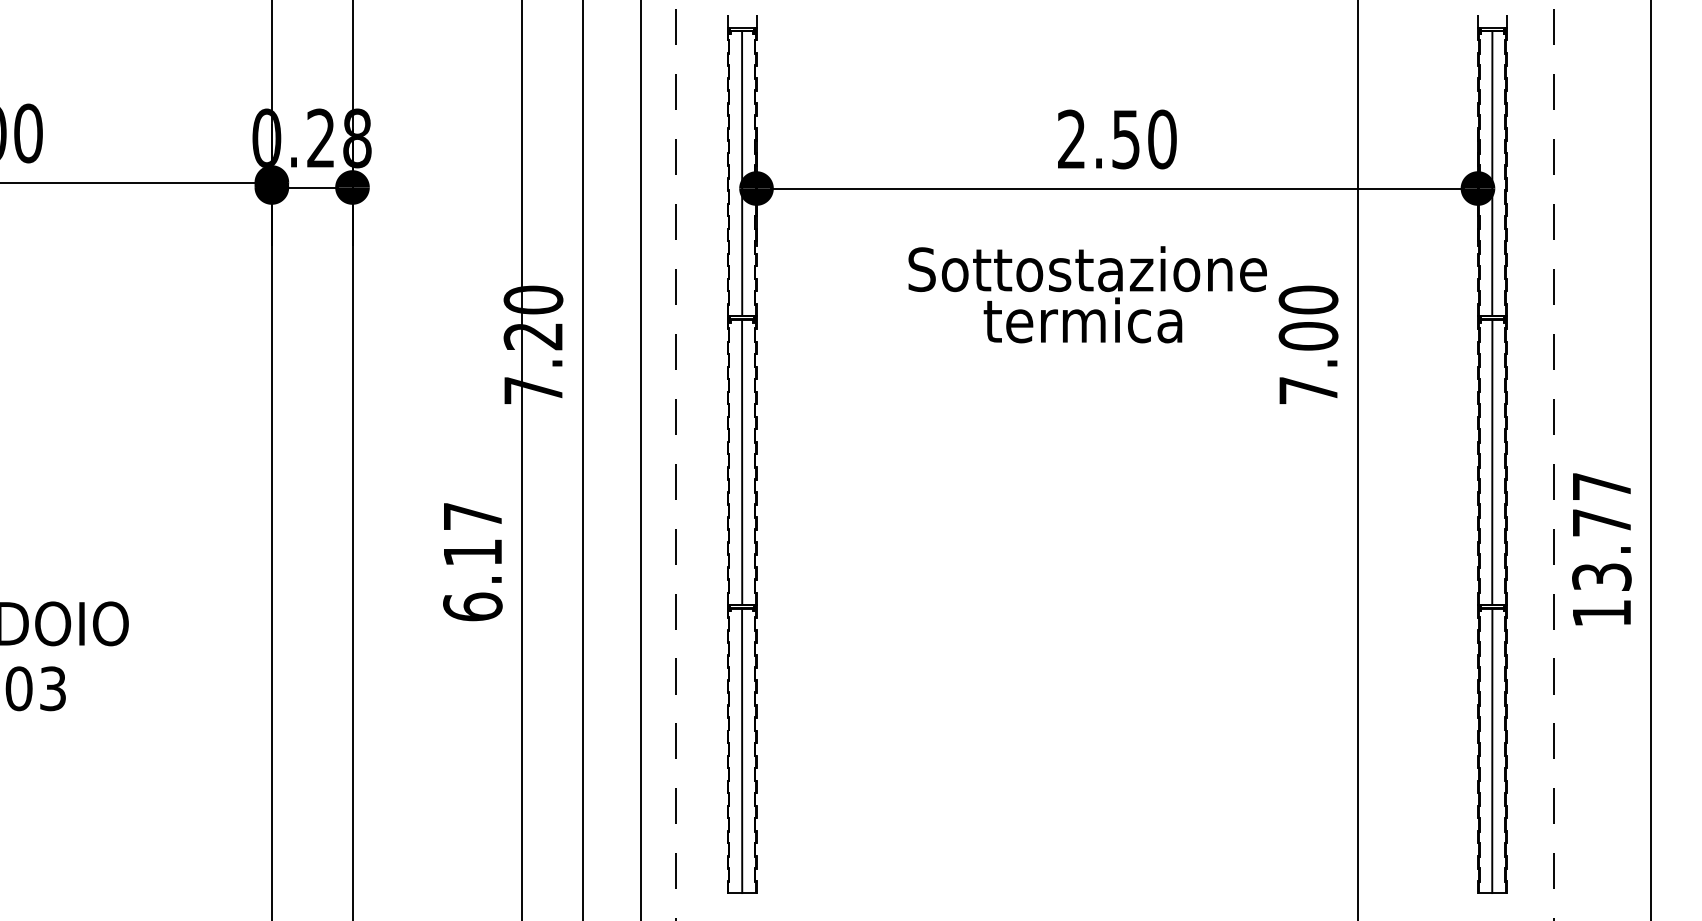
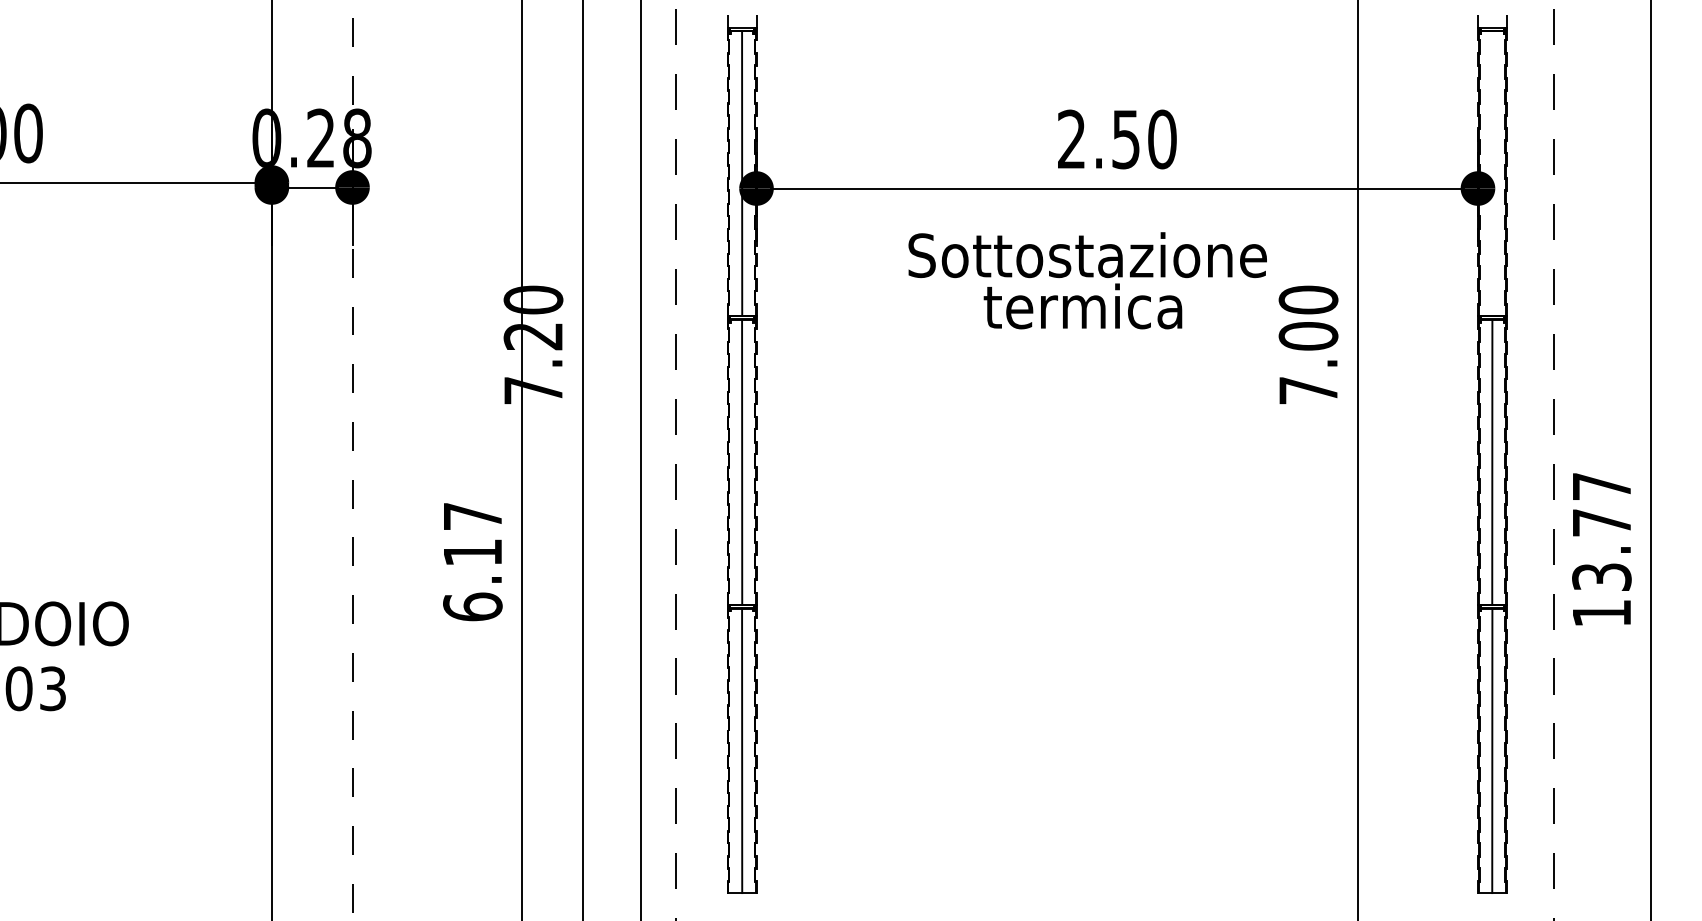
line: present -> none (1492, 173)
text position: (1087, 294) -> (1087, 280) (1087, 280)
line: solid -> dashed (352, 460)
